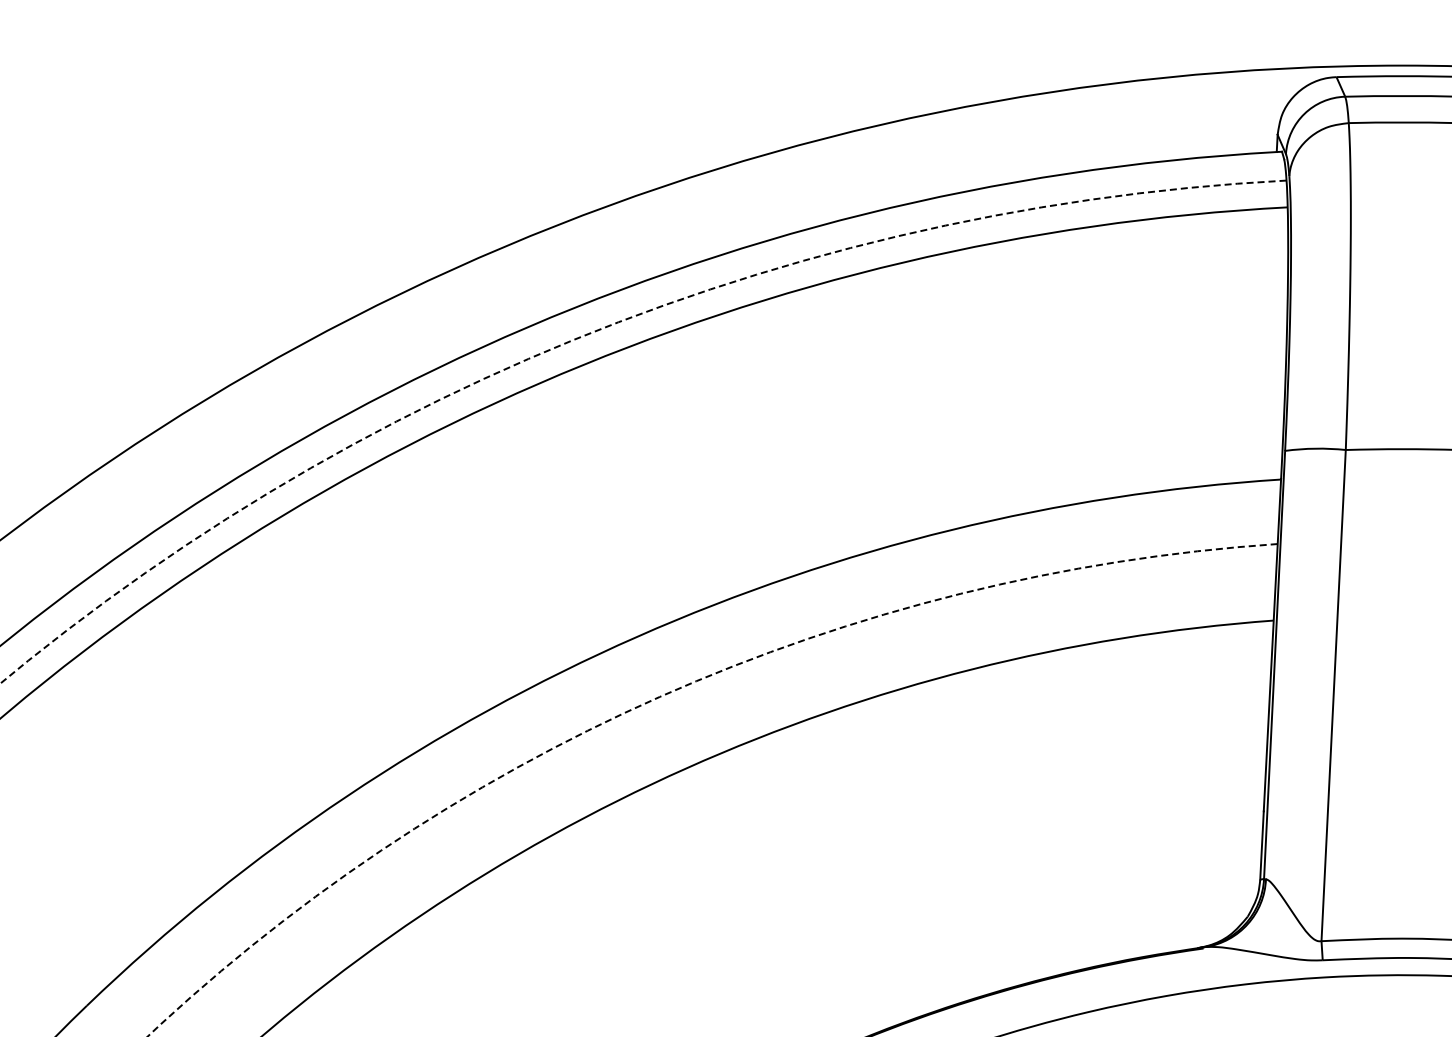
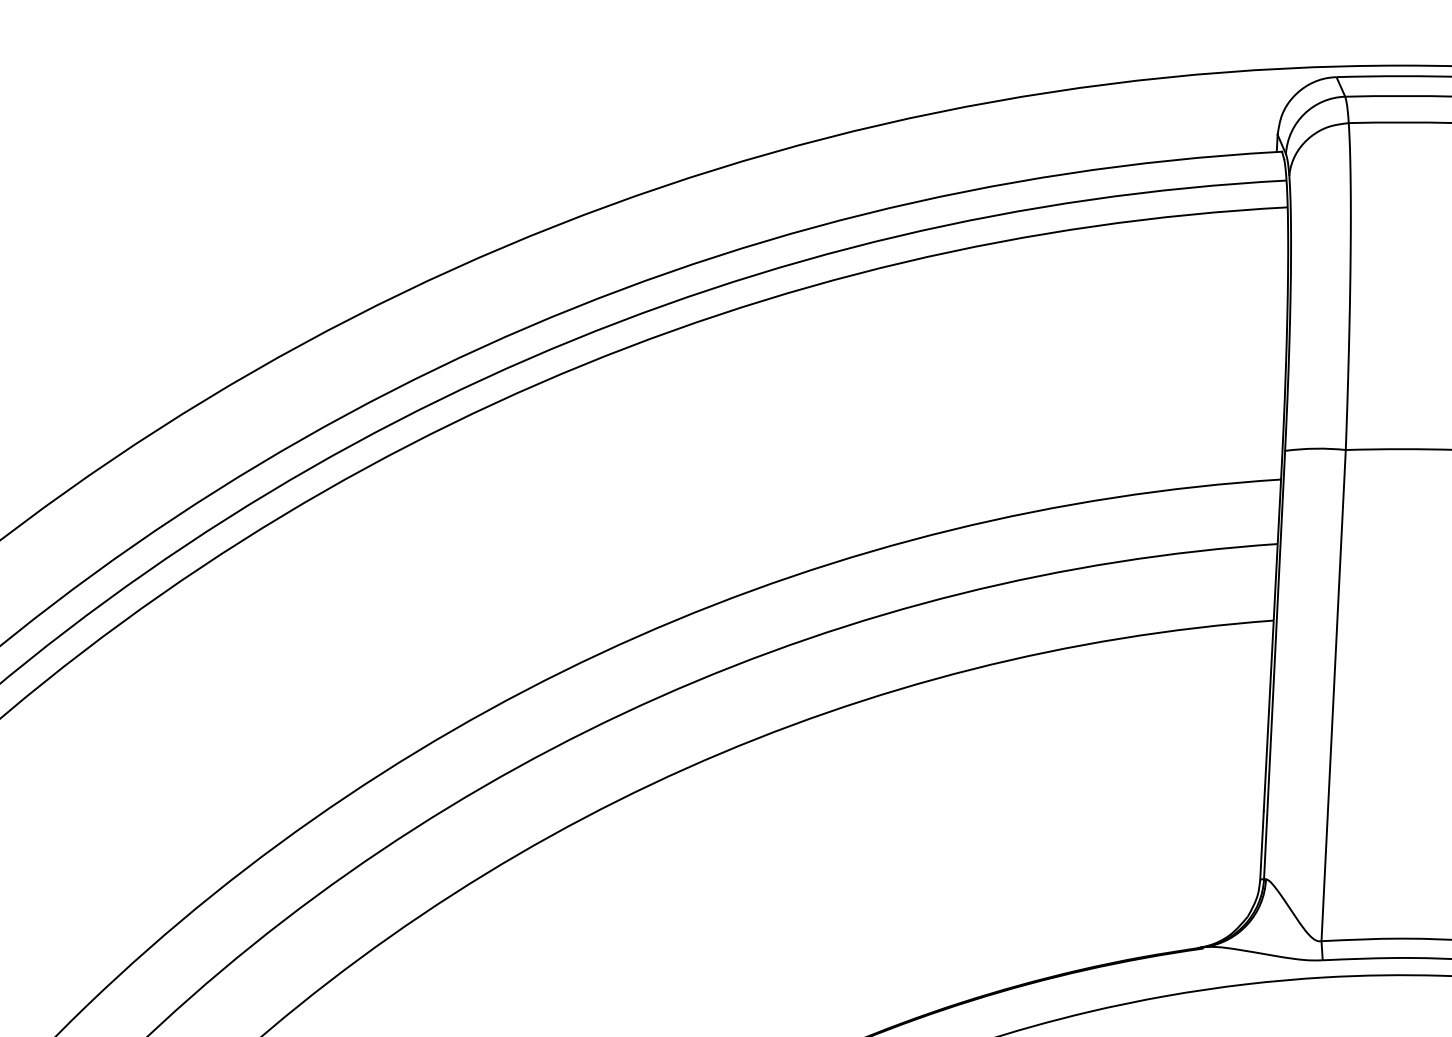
arc: dashed -> solid (601, 328)
arc: dashed -> solid (669, 692)
